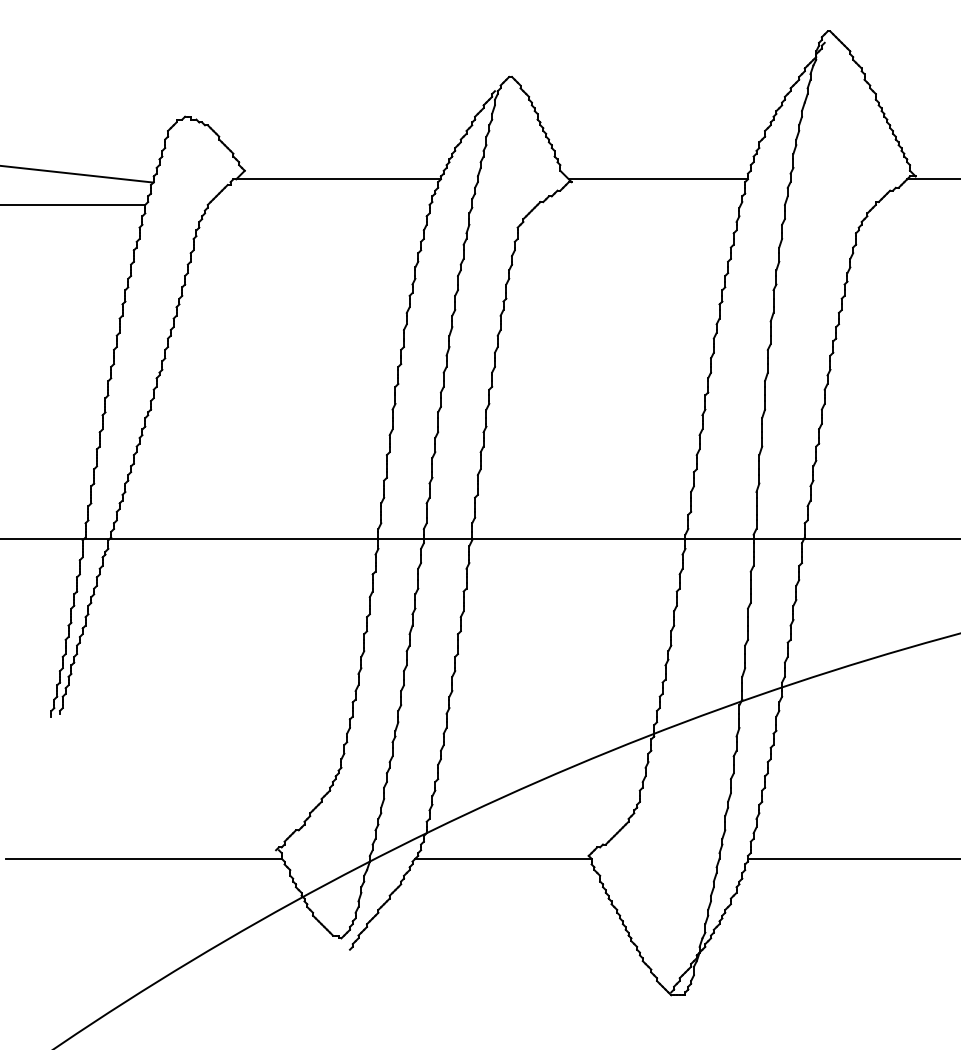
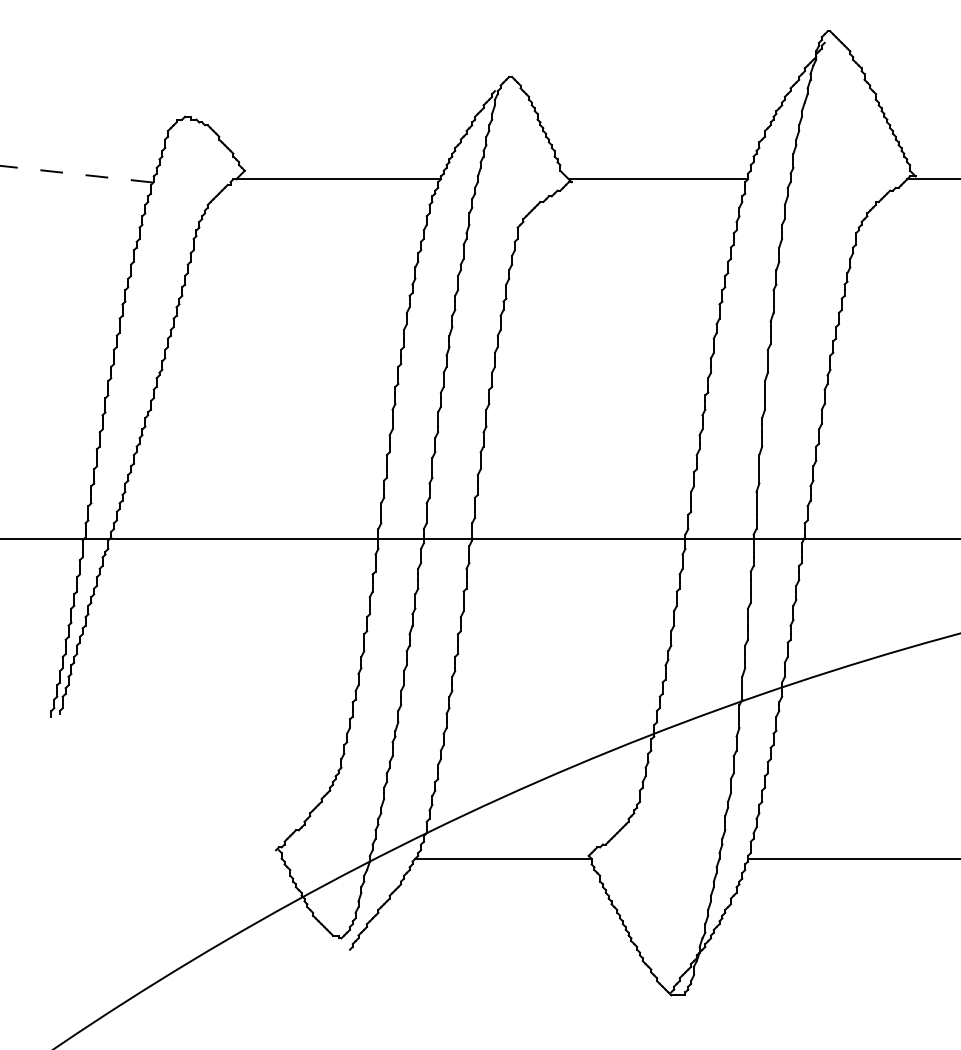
line: solid -> dashed (77, 174)
line: present -> none (73, 204)
line: present -> none (143, 858)
